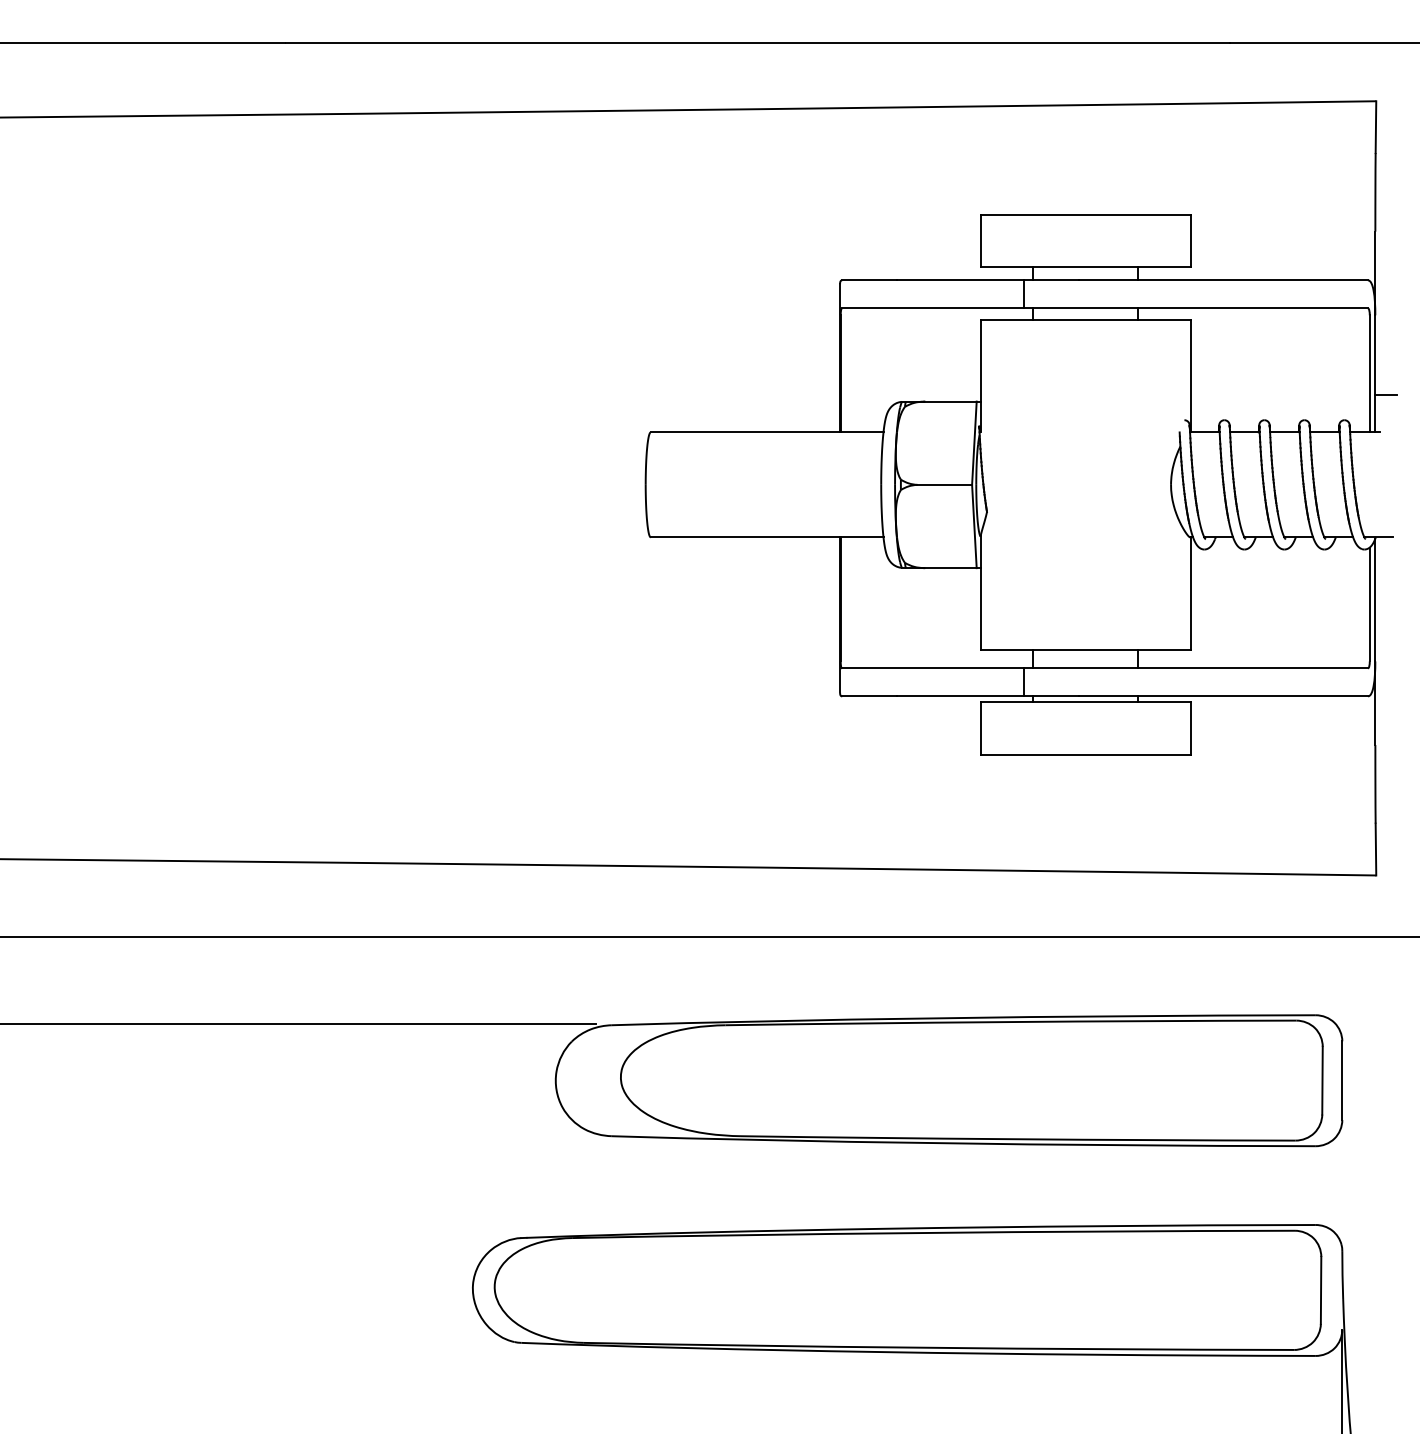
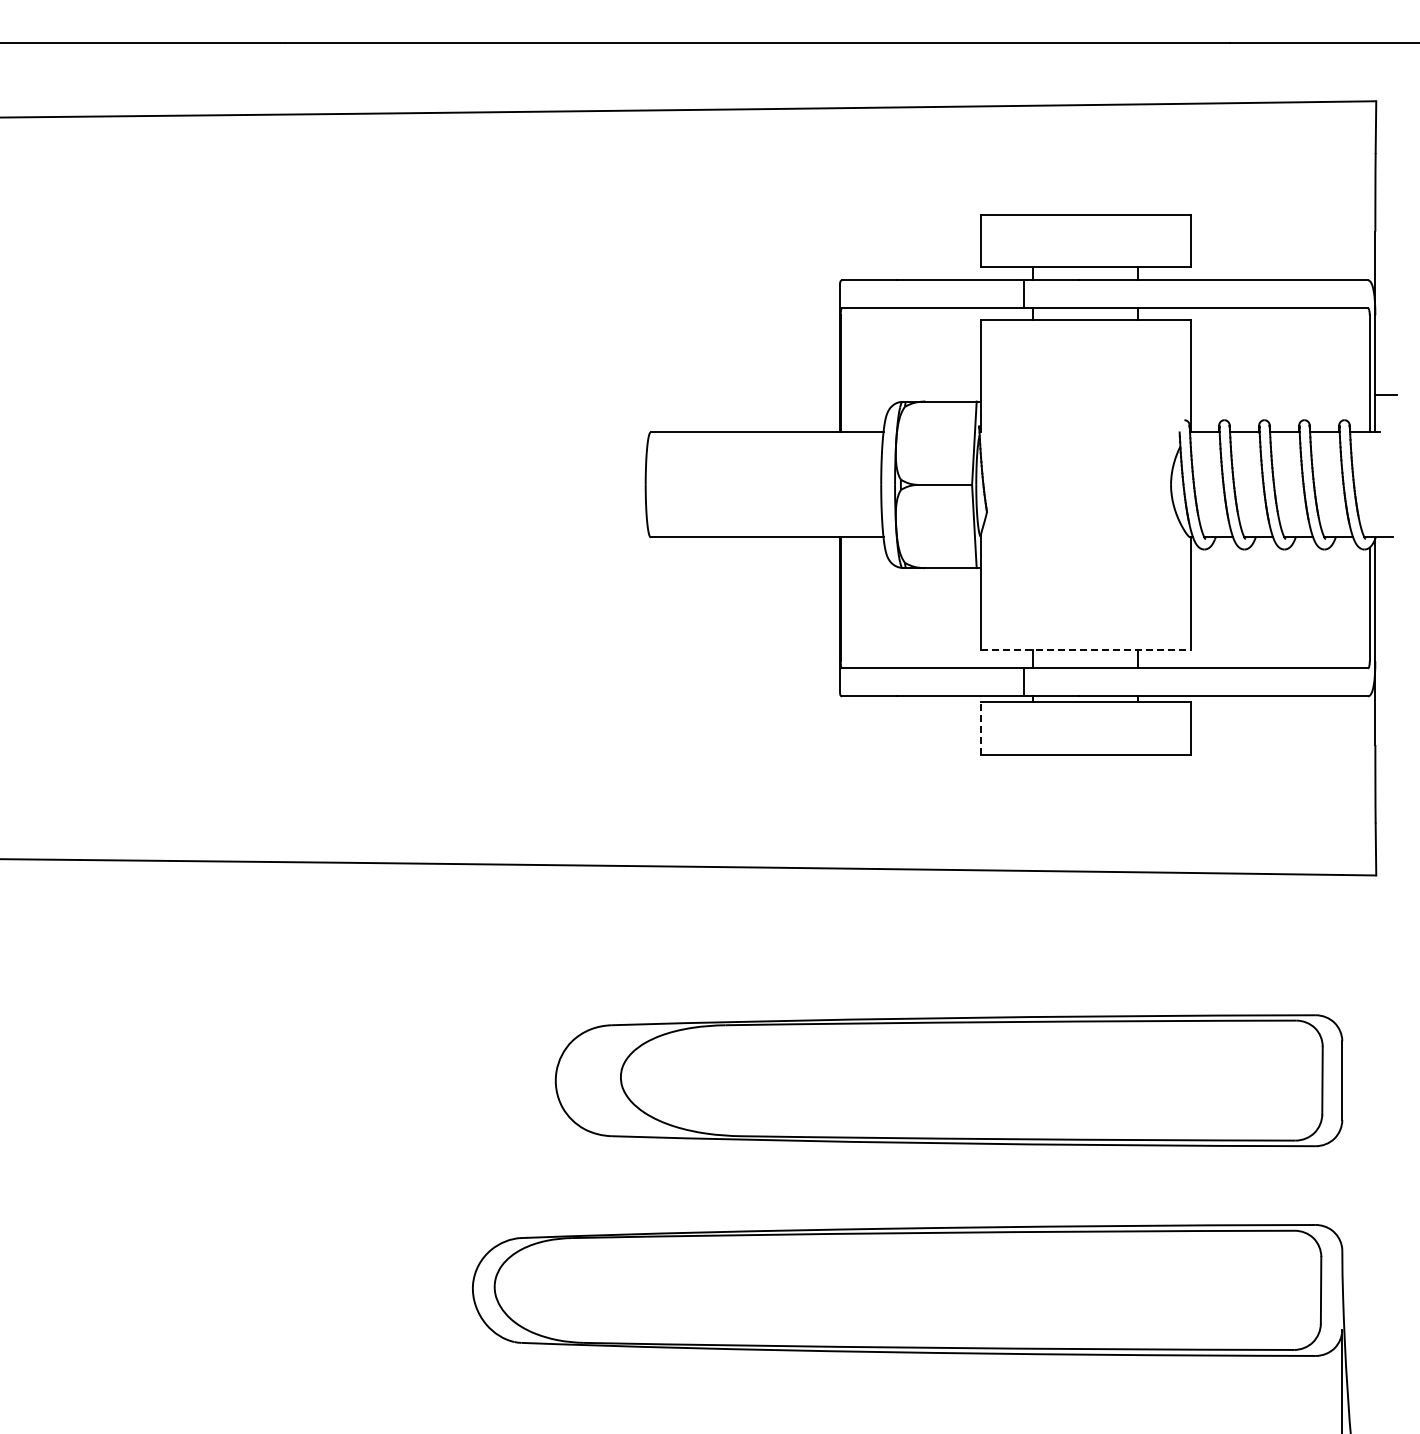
line: solid -> dashed (1085, 650)
line: solid -> dashed (980, 728)
line: present -> none (709, 936)
line: present -> none (298, 1023)
